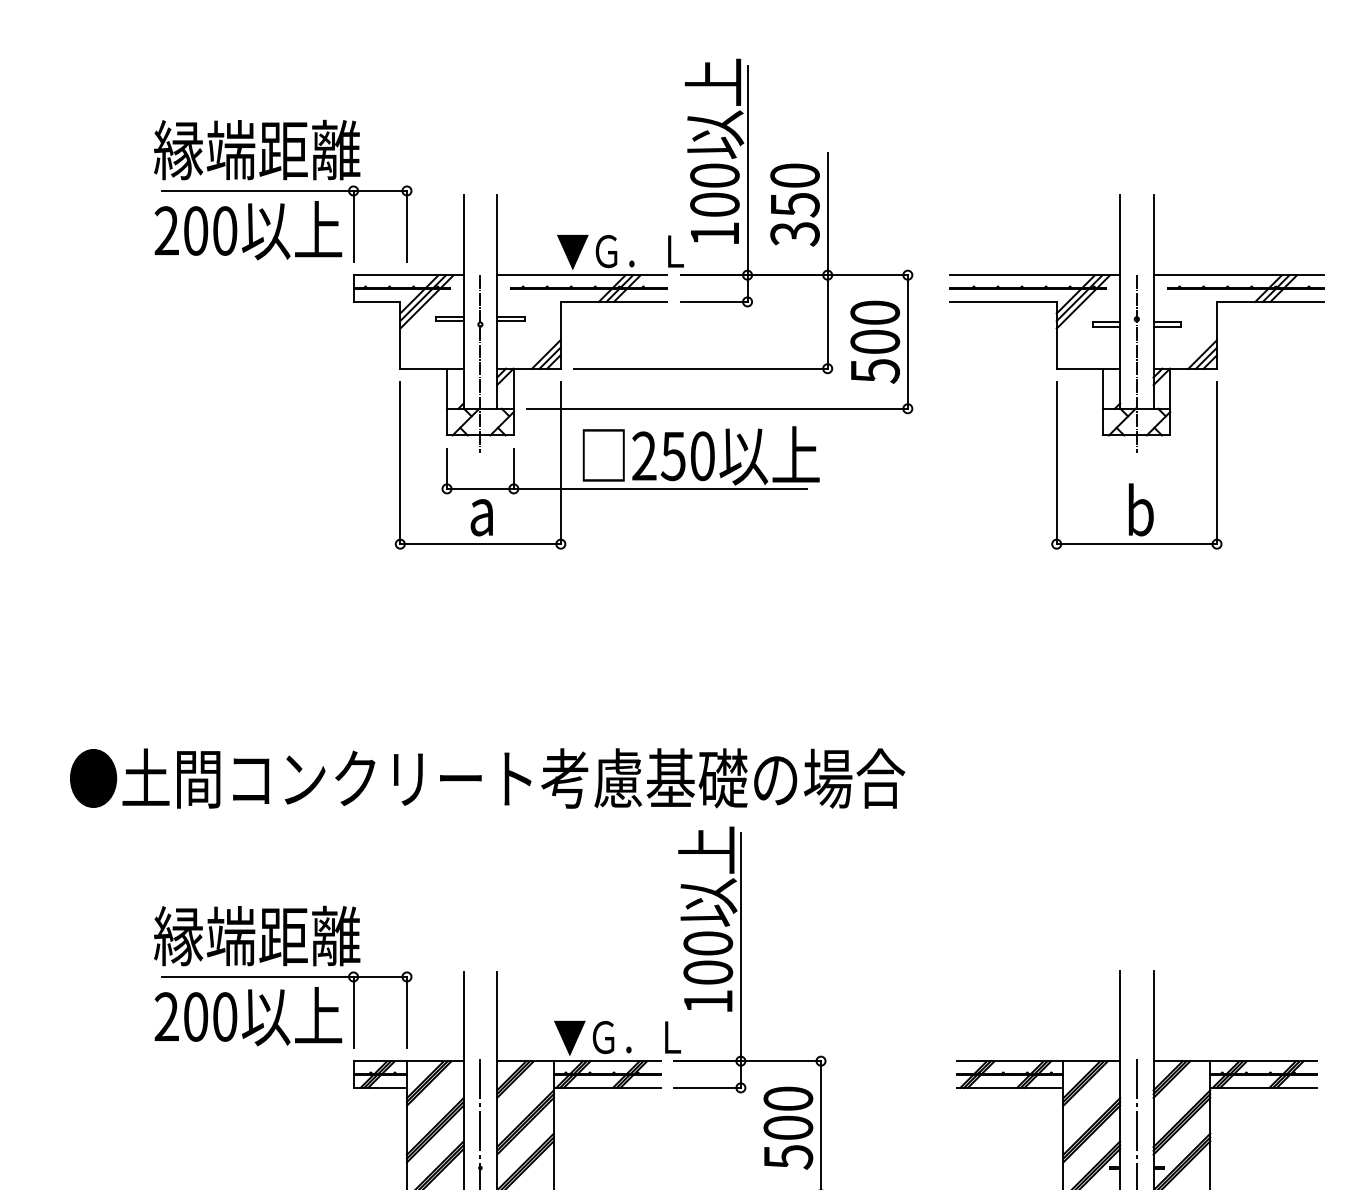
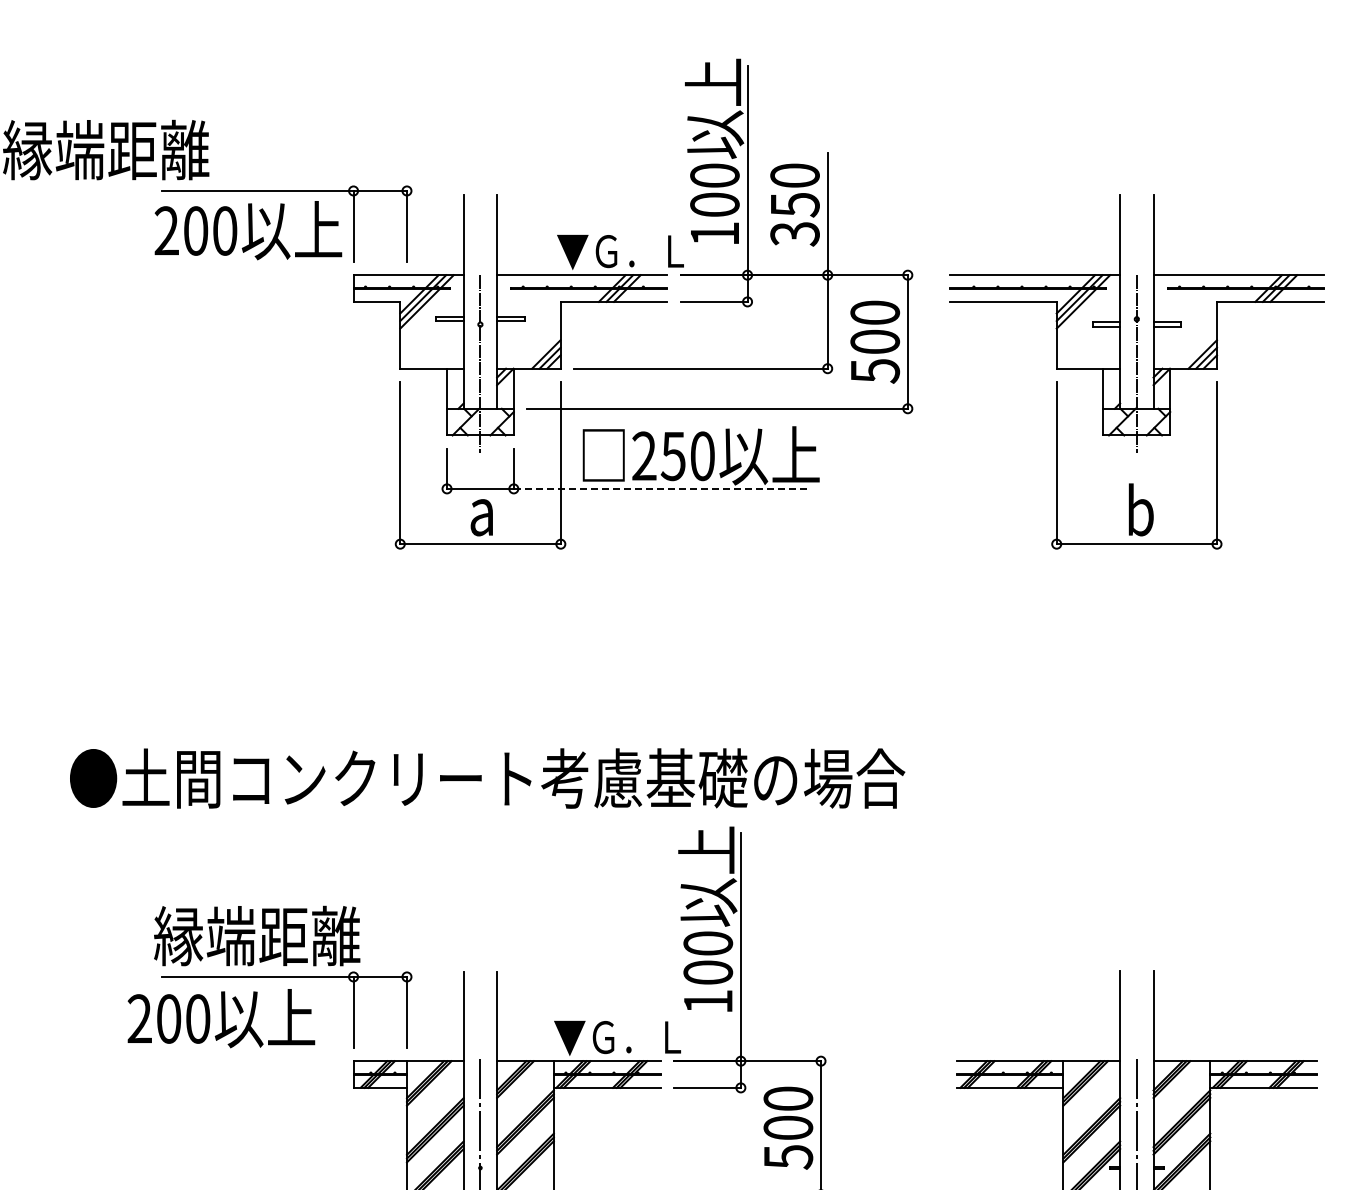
text position: (257, 149) -> (106, 149) (106, 149)
line: solid -> dashed (660, 488)
text position: (248, 1016) -> (221, 1018) (221, 1018)
